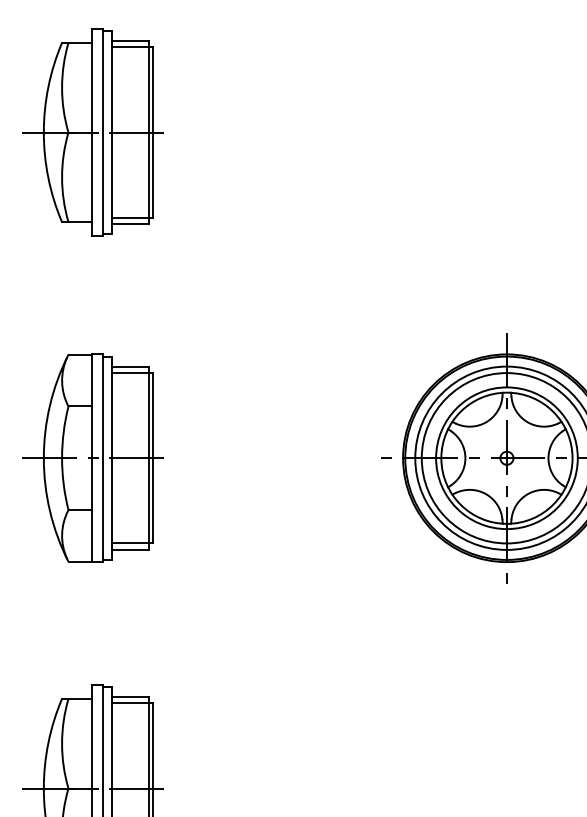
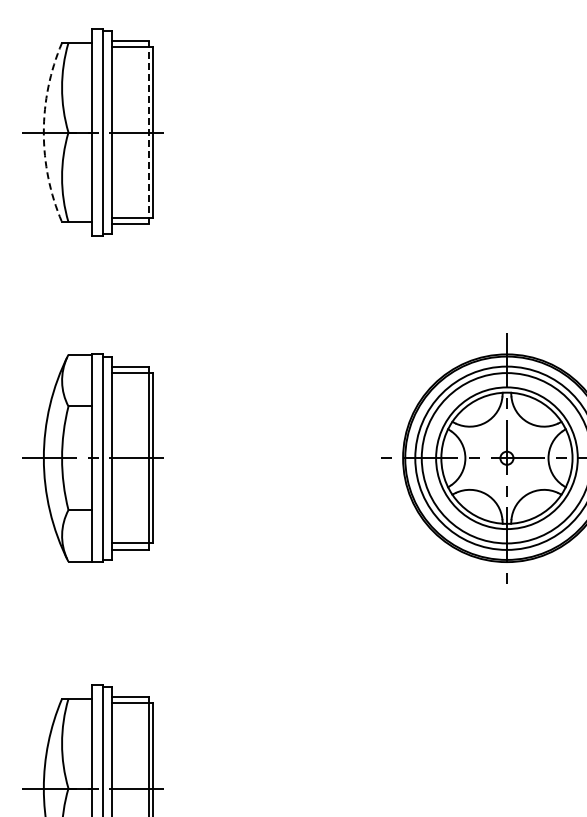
arc: solid -> dashed (43, 132)
line: solid -> dashed (148, 132)
